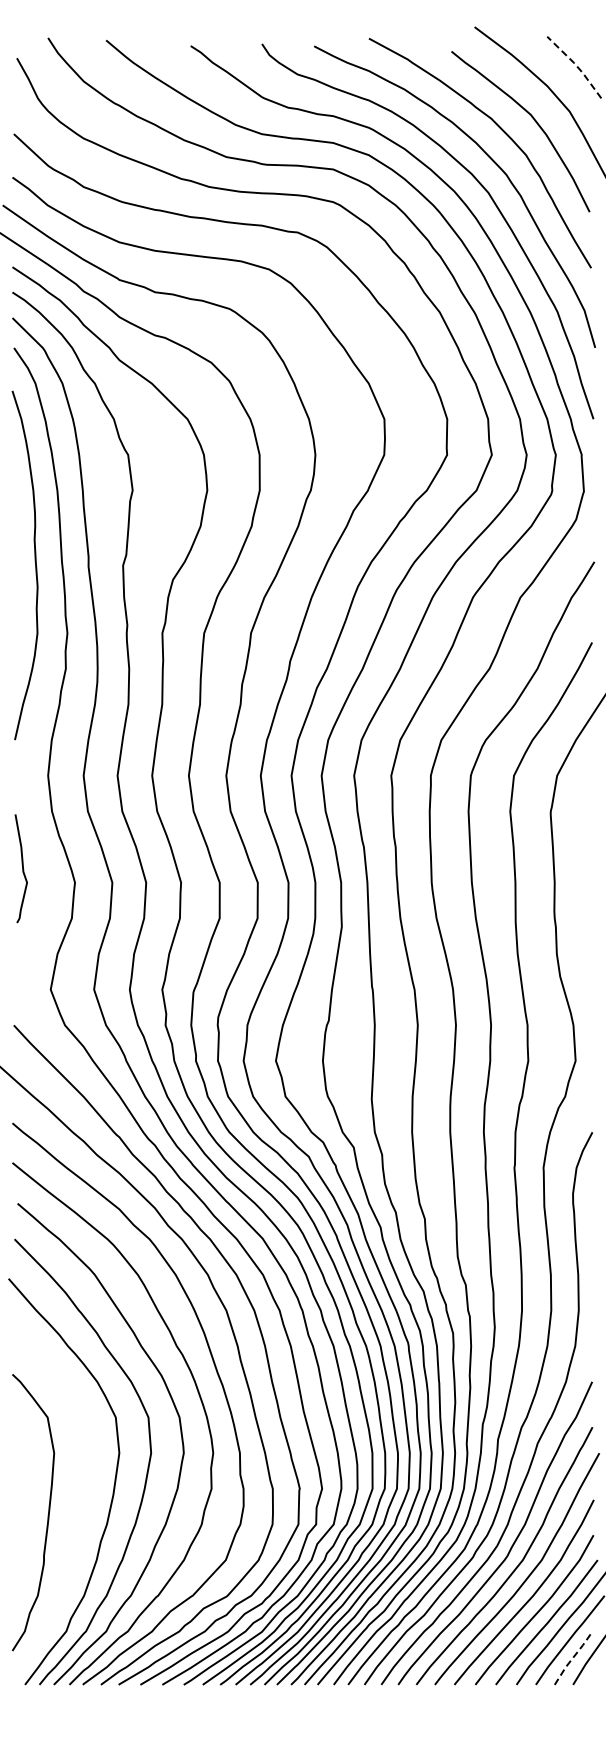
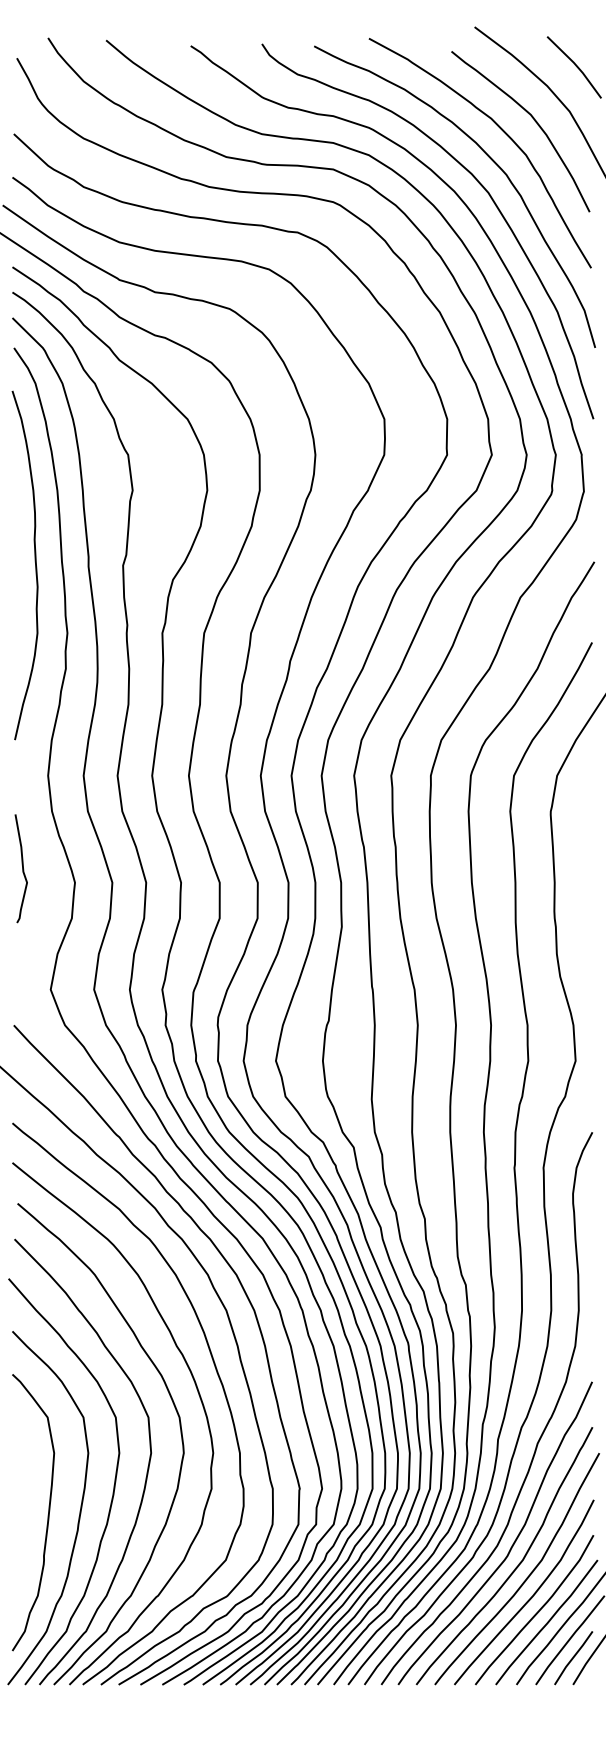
line: dashed -> solid (576, 65)
curve: none -> present (78, 1516)
line: dashed -> solid (573, 1657)
